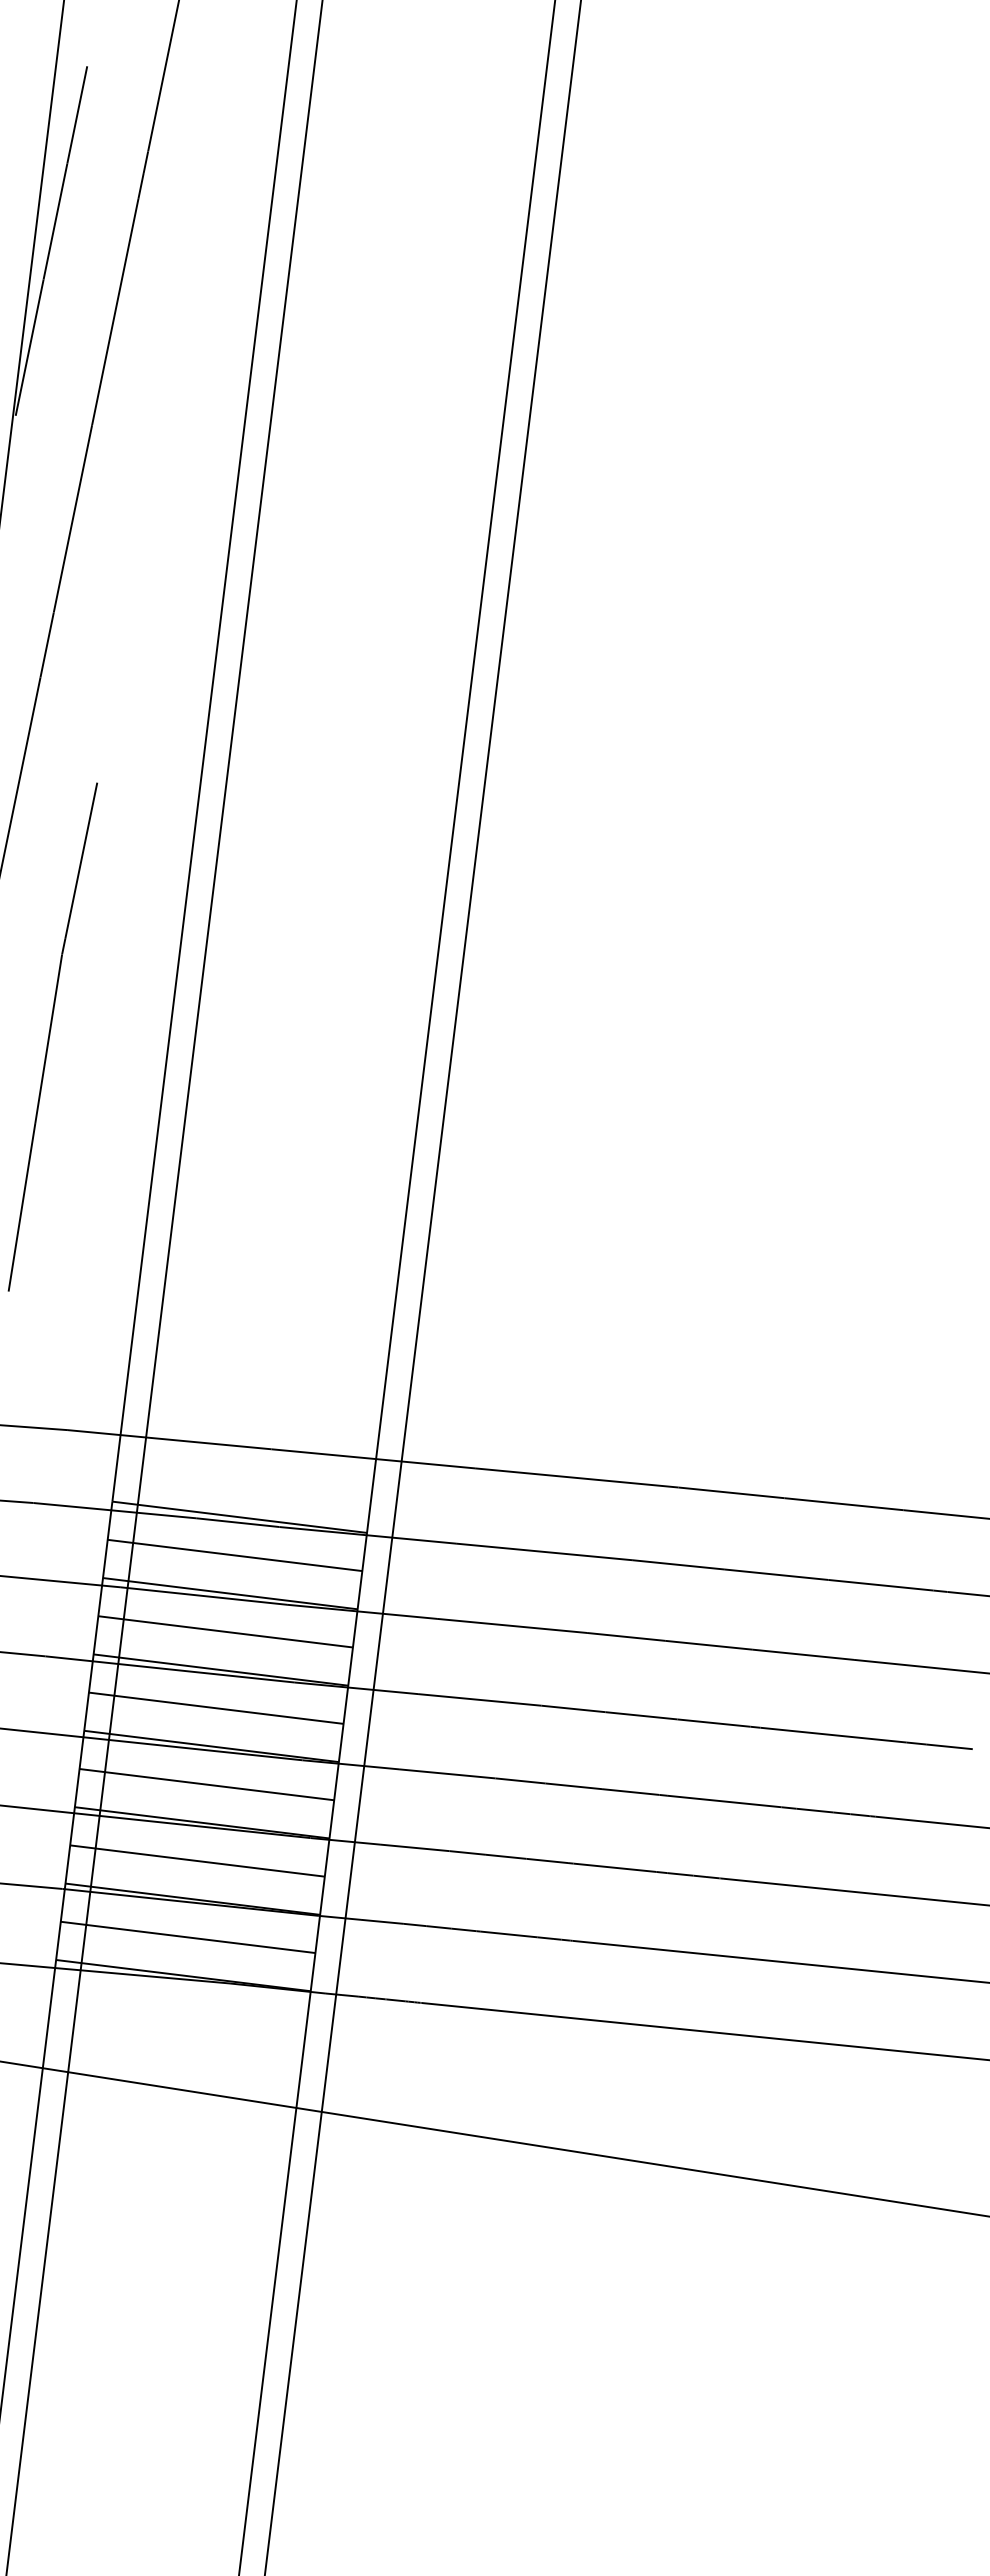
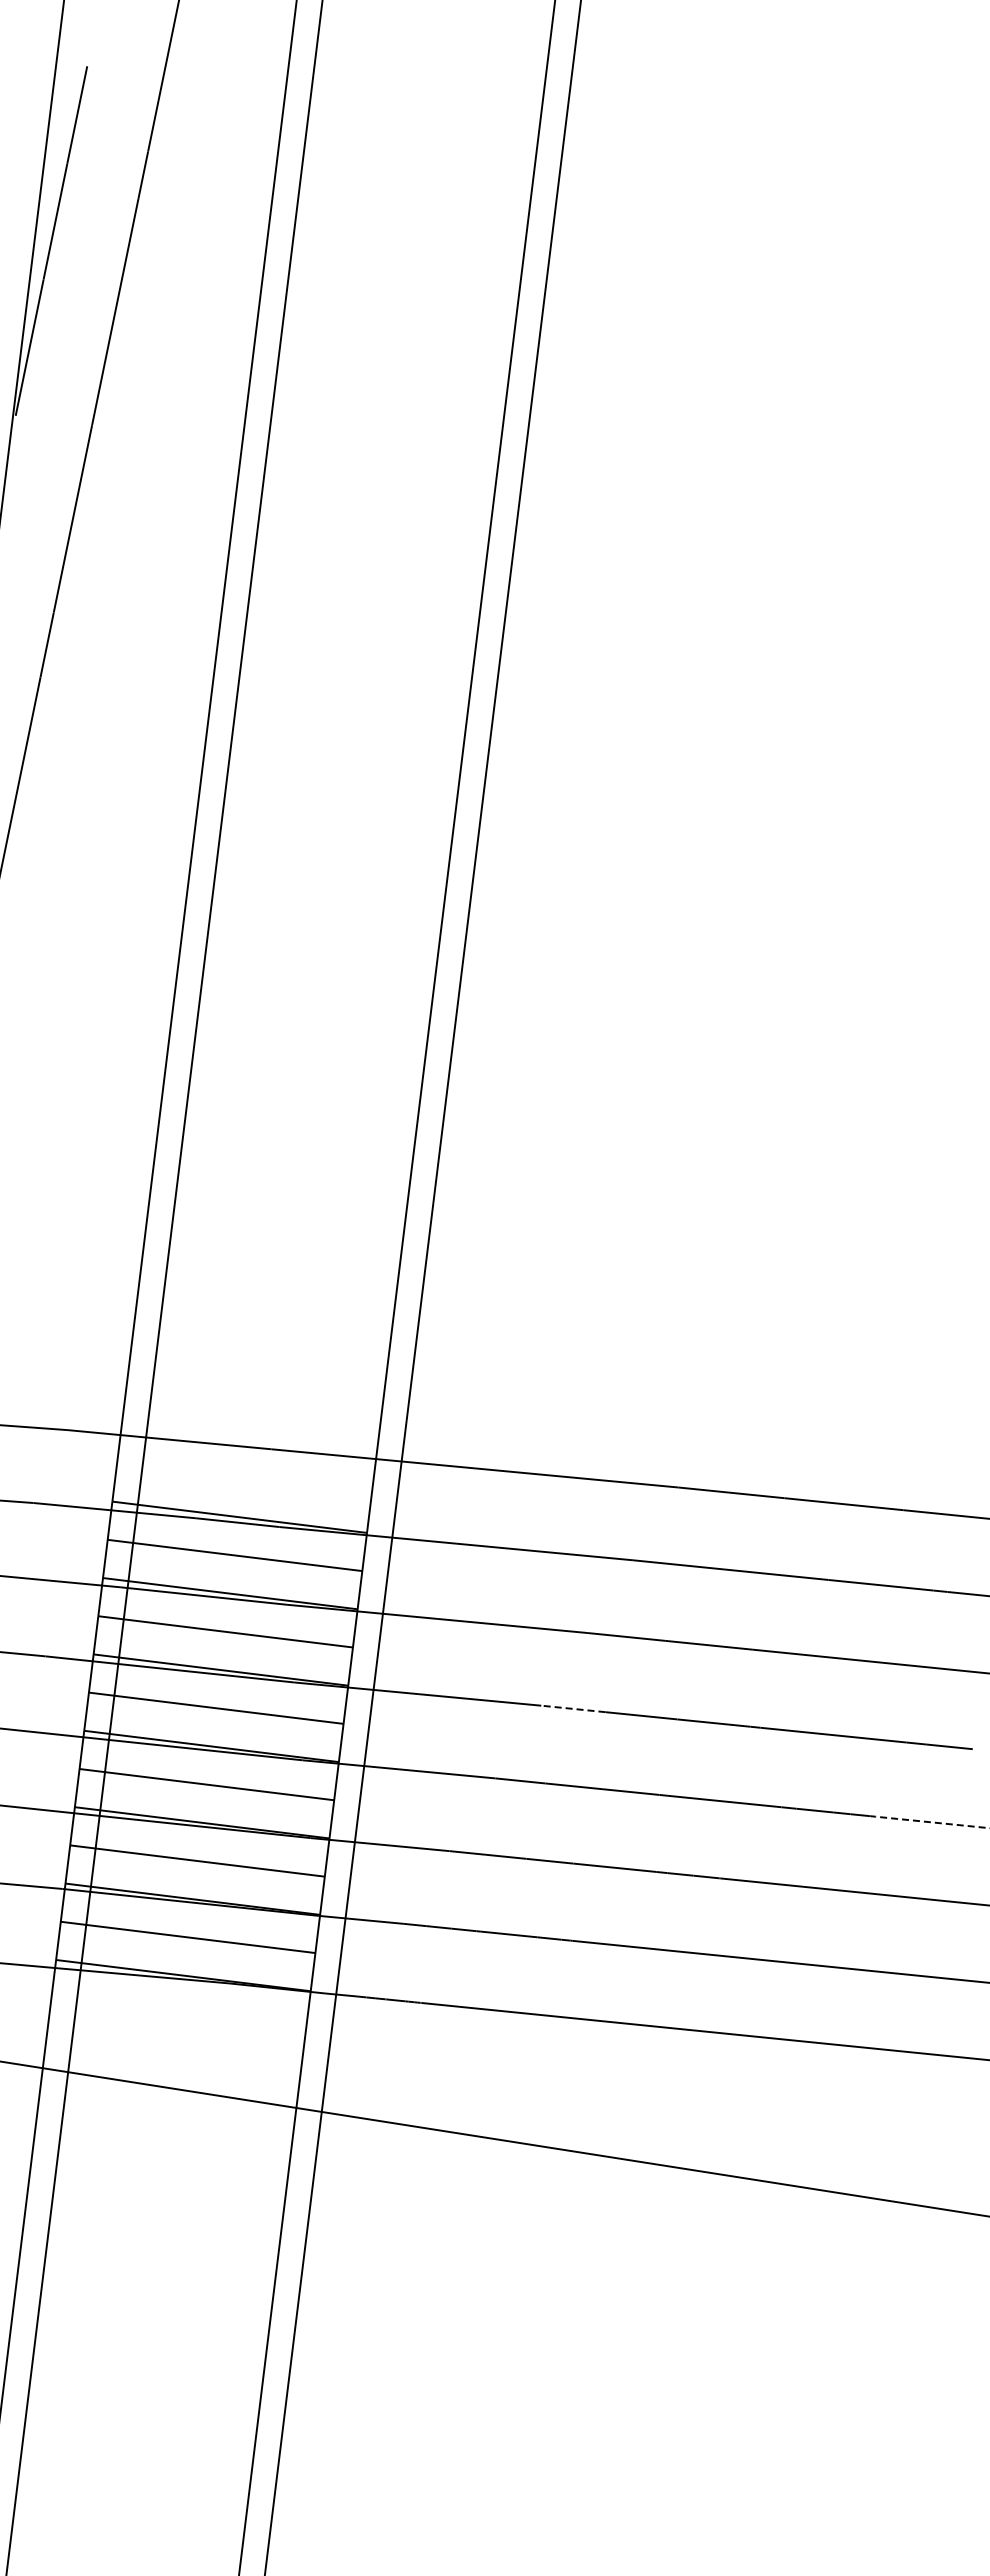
part: present -> none (52, 1036)
line: solid -> dashed (572, 1708)
line: solid -> dashed (931, 1822)
